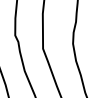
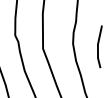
line: none -> present (98, 46)
